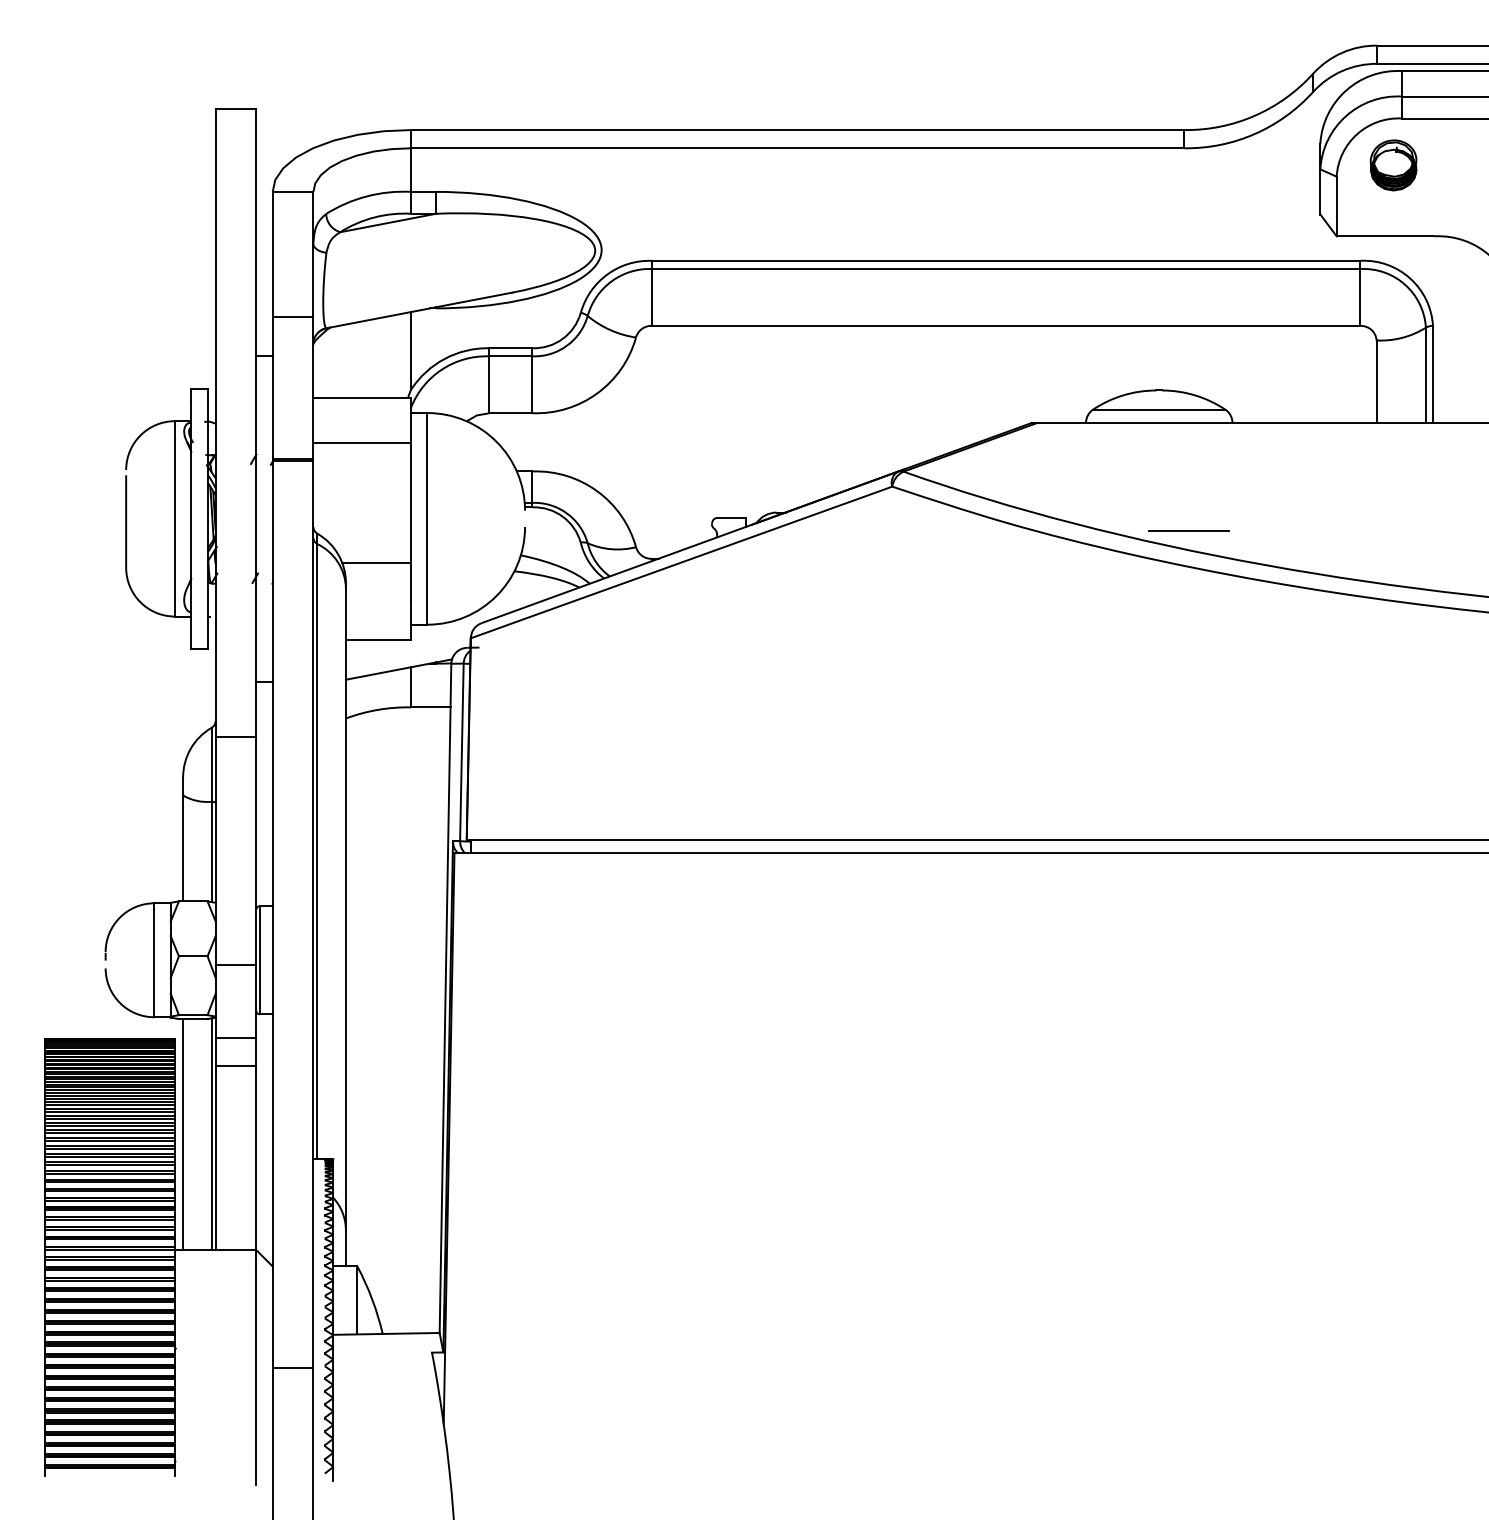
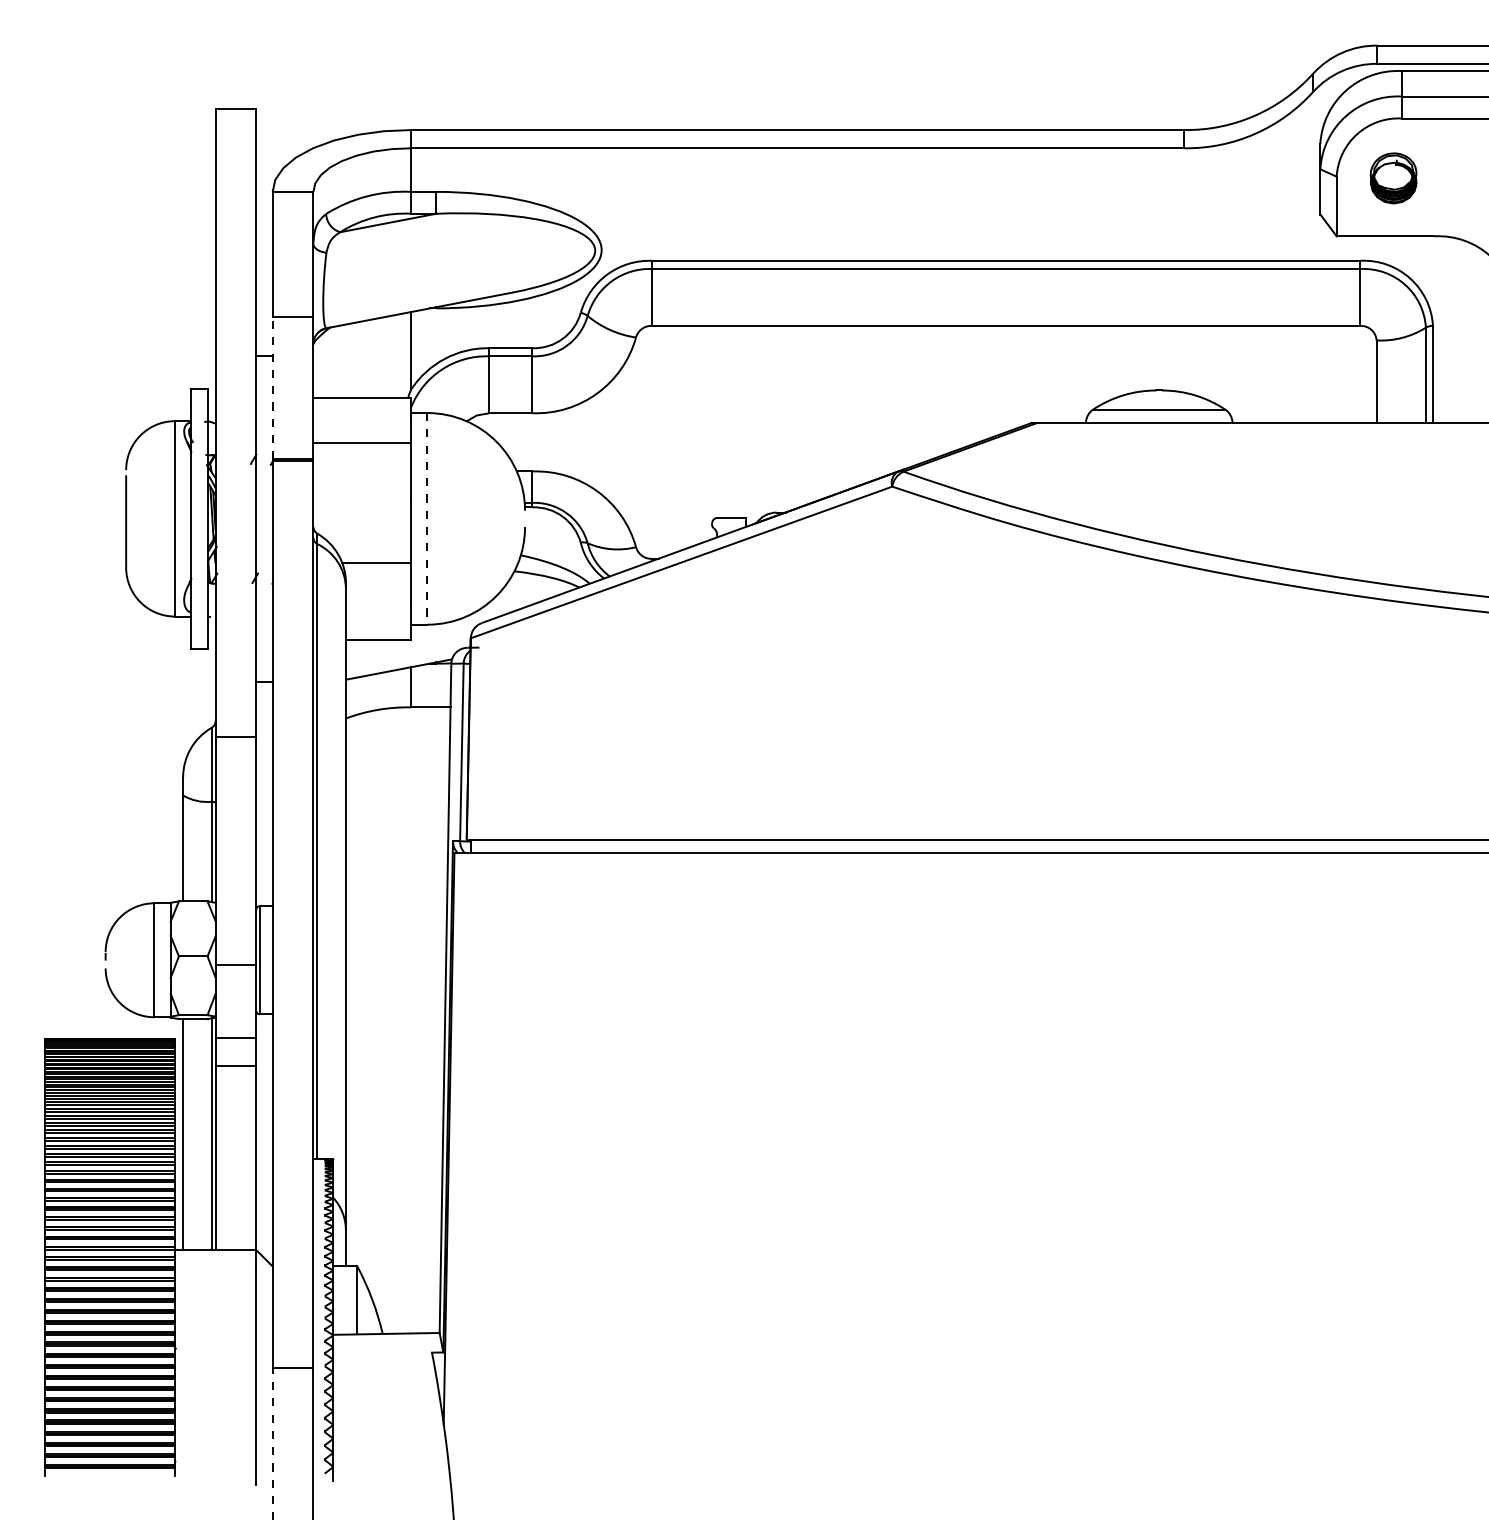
part position: (1393, 165) -> (1393, 178) (1393, 178)
line: solid -> dashed (272, 387)
line: solid -> dashed (427, 518)
line: present -> none (1188, 530)
line: solid -> dashed (272, 1443)
